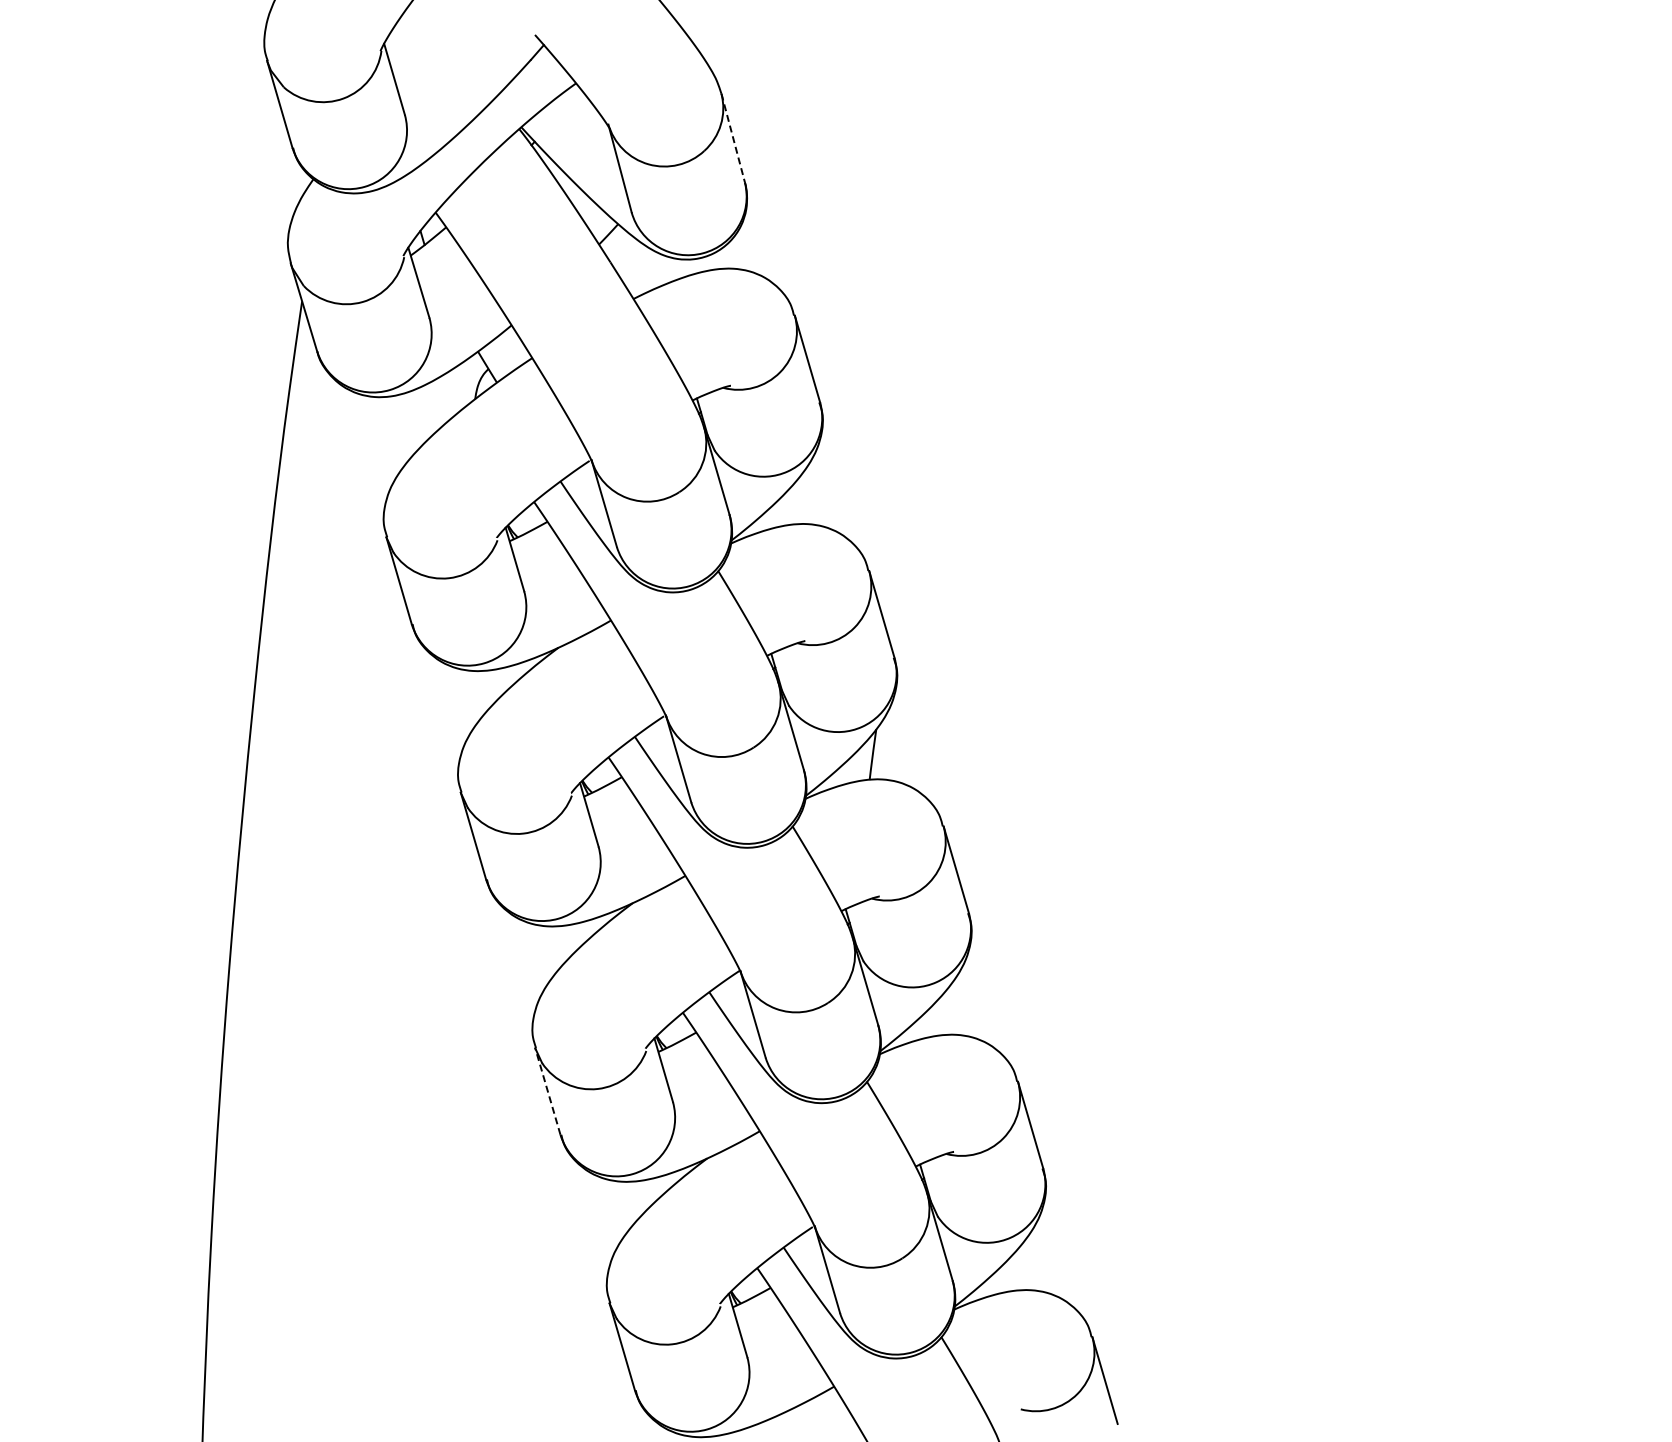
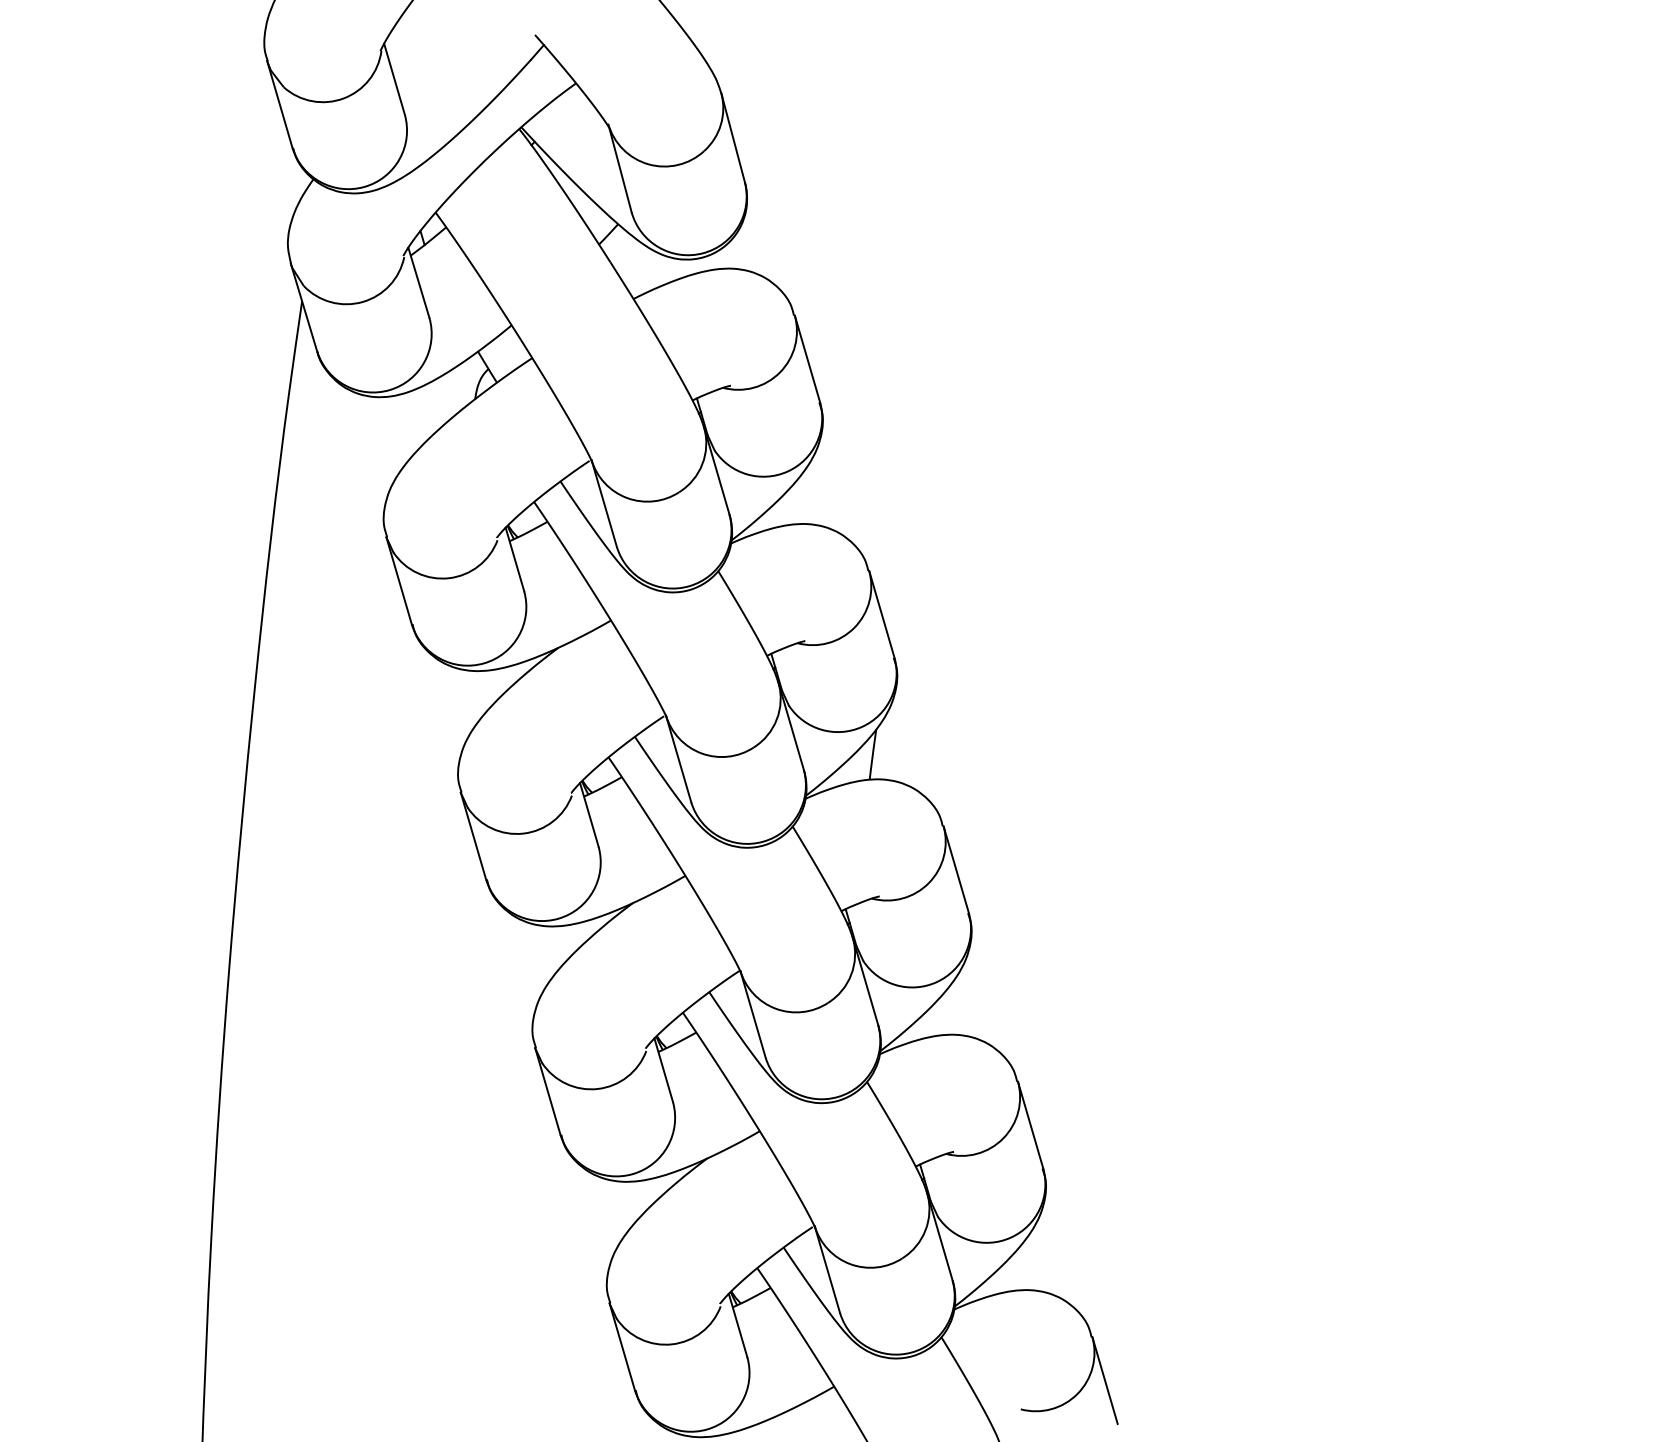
line: dashed -> solid (733, 138)
line: dashed -> solid (547, 1090)
